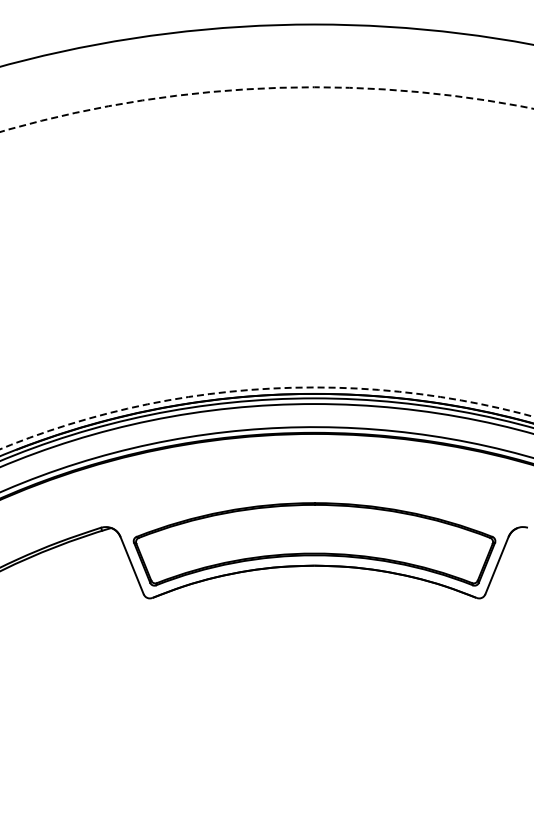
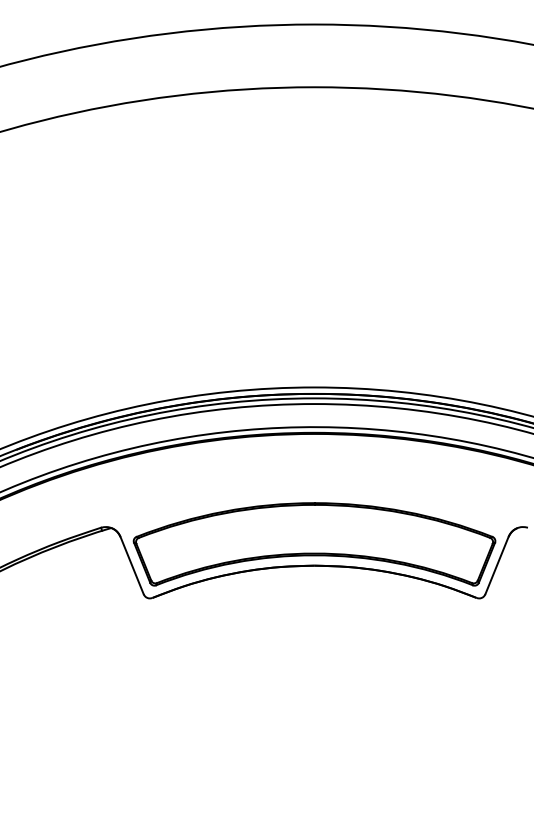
arc: dashed -> solid (264, 88)
circle: dashed -> solid (266, 418)
